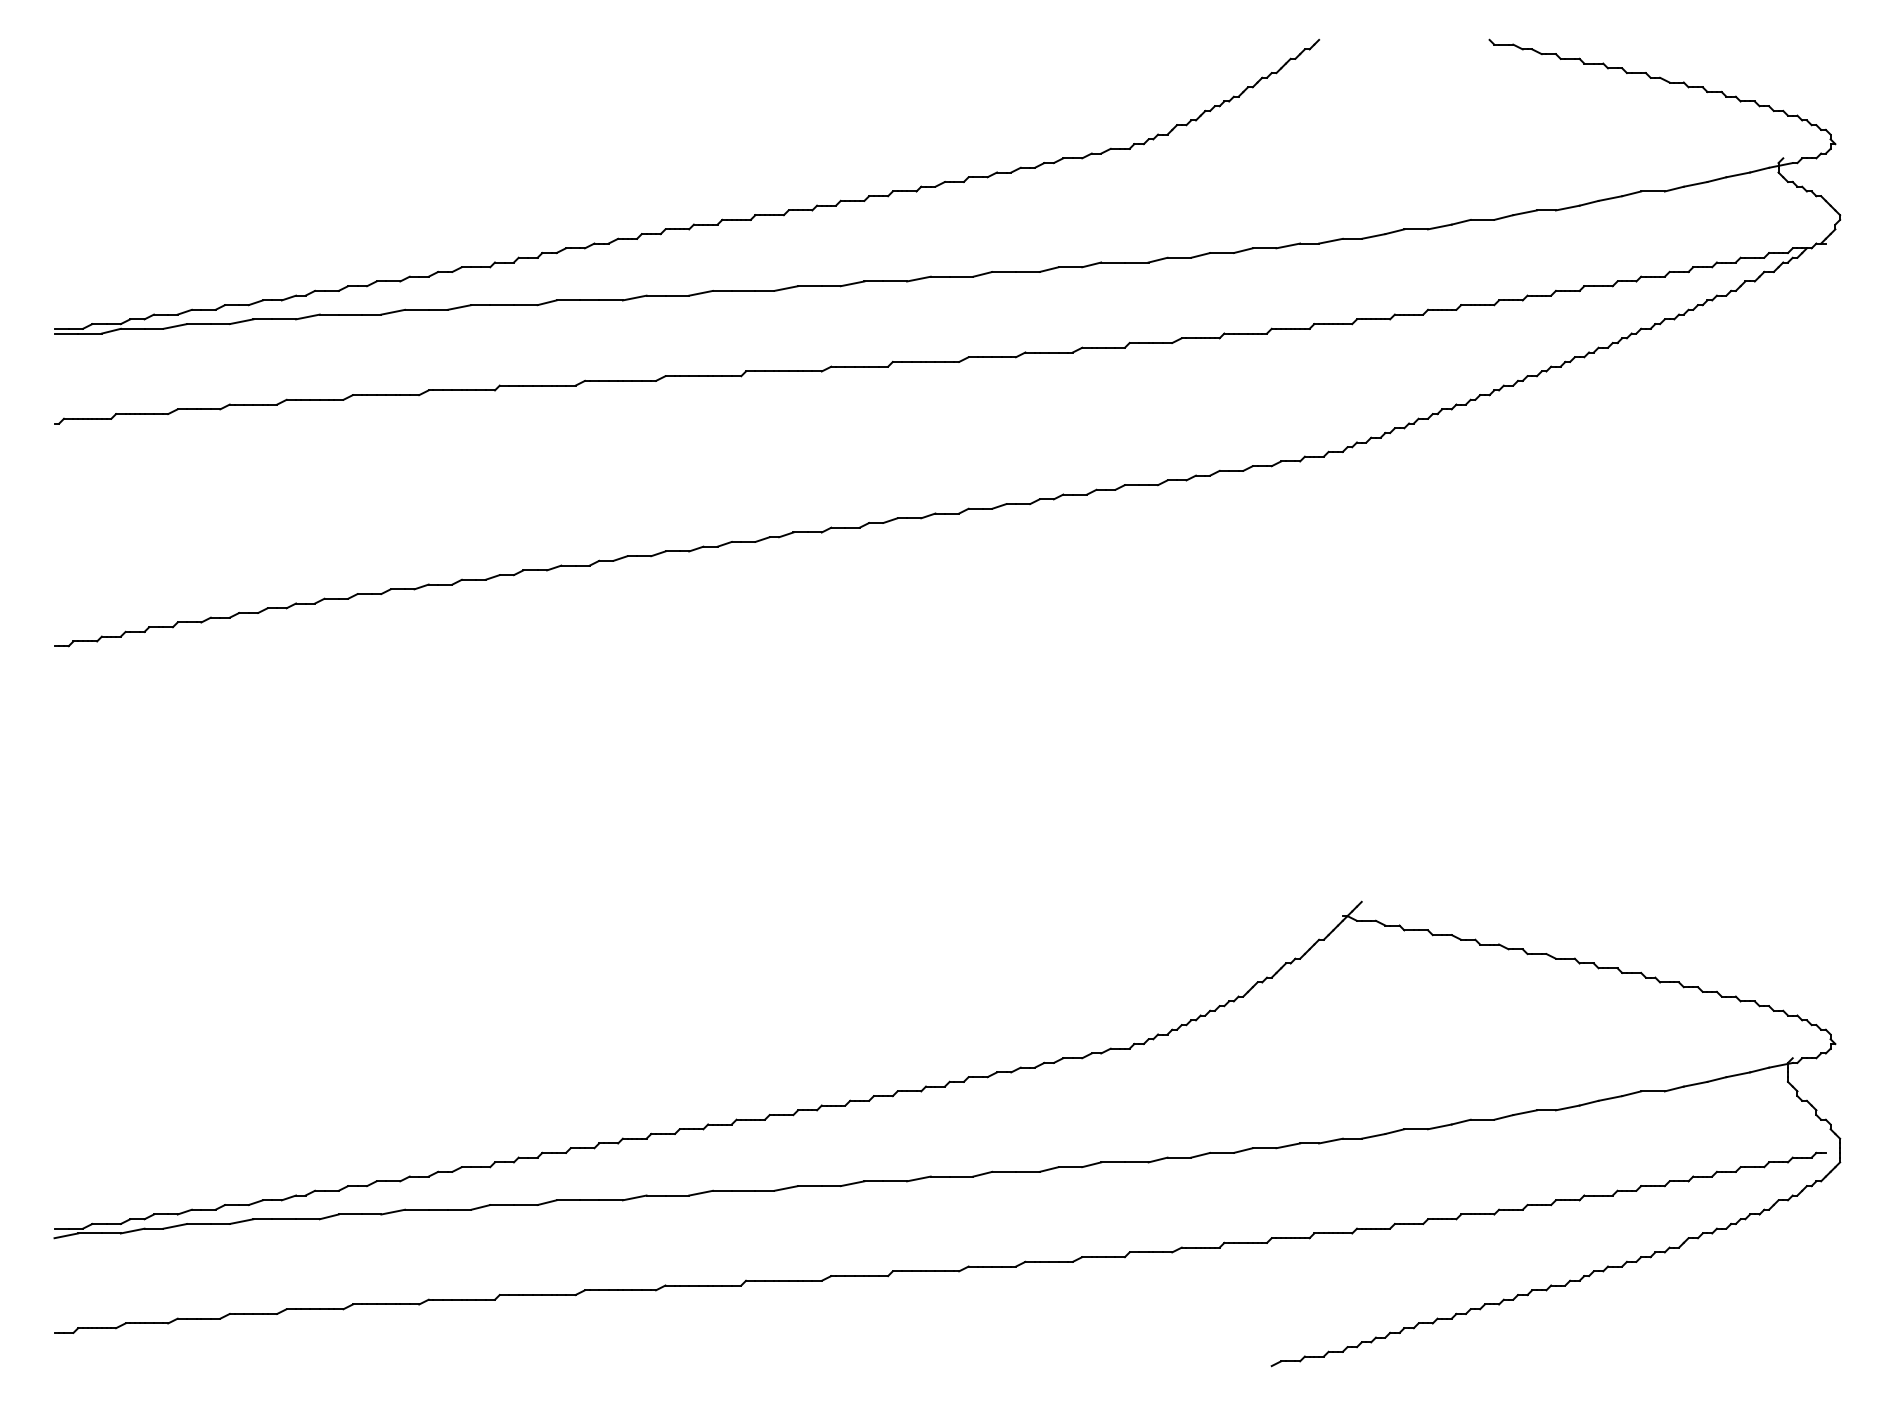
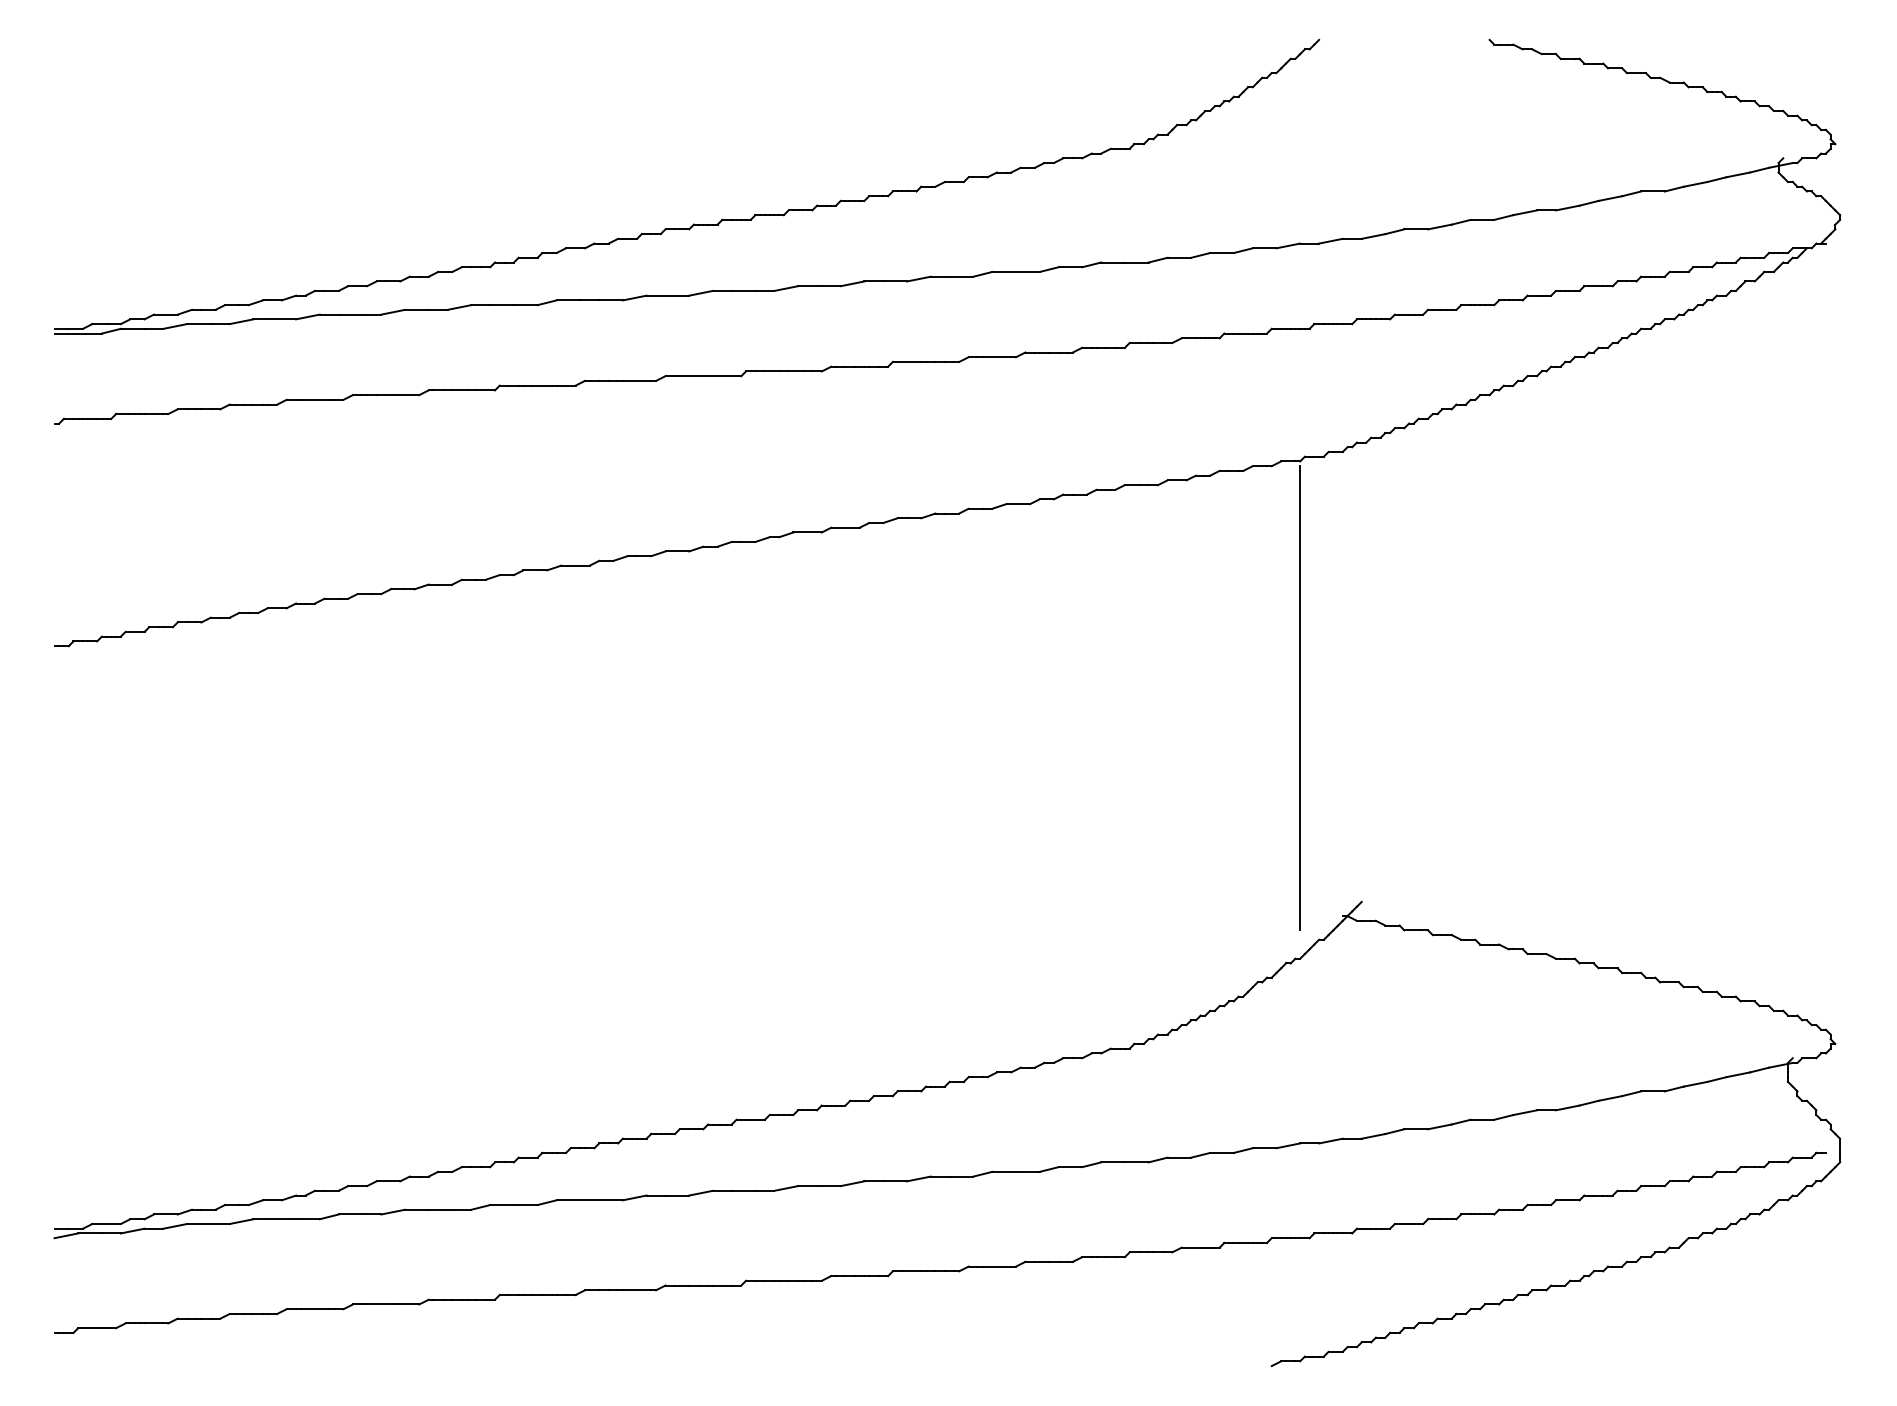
line: none -> present (1300, 698)
